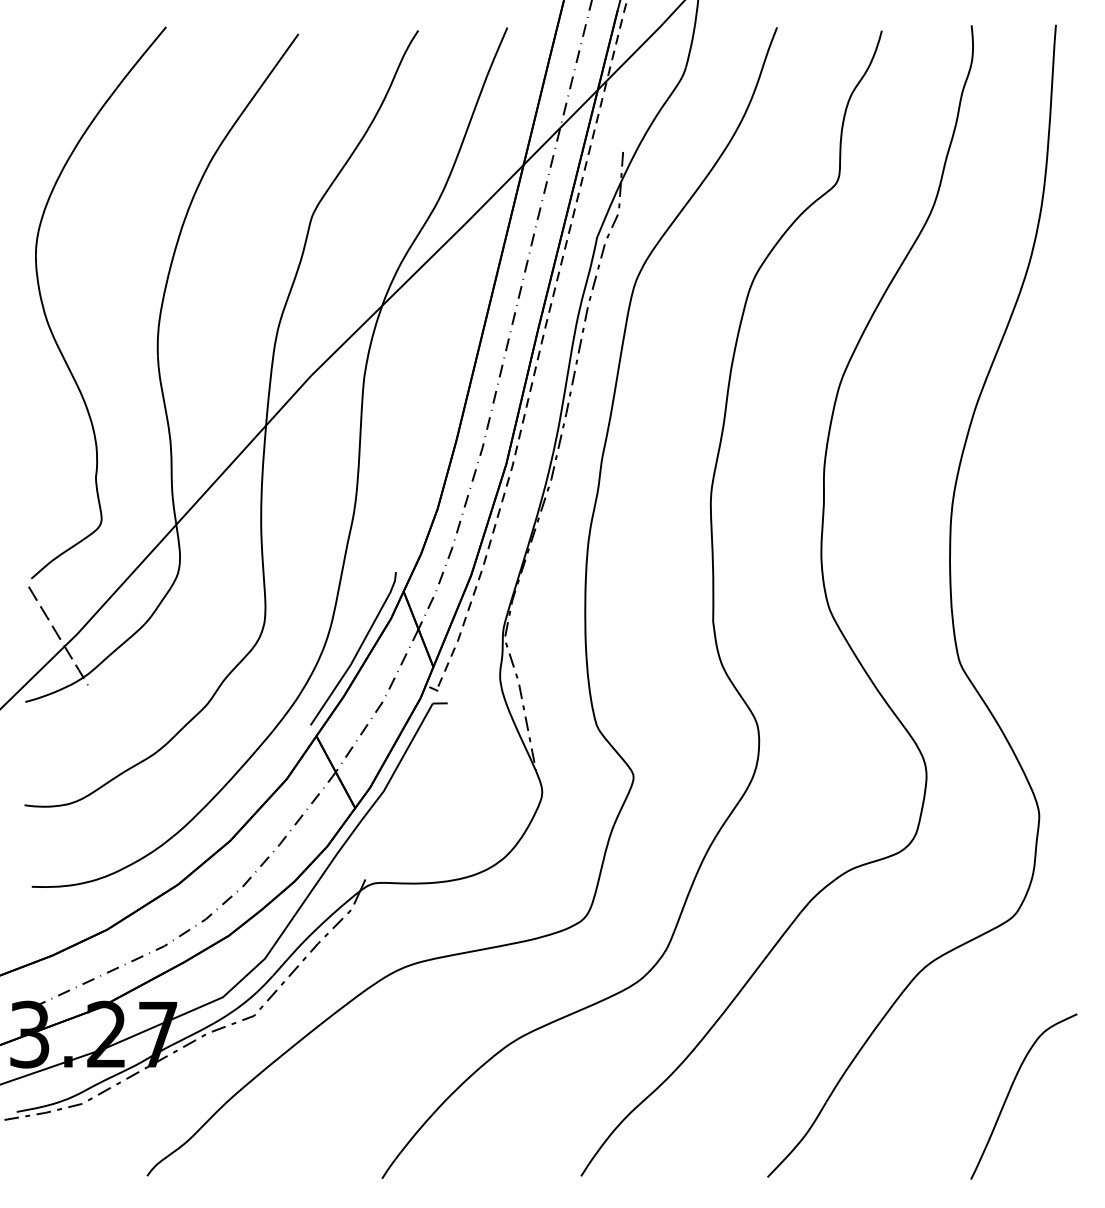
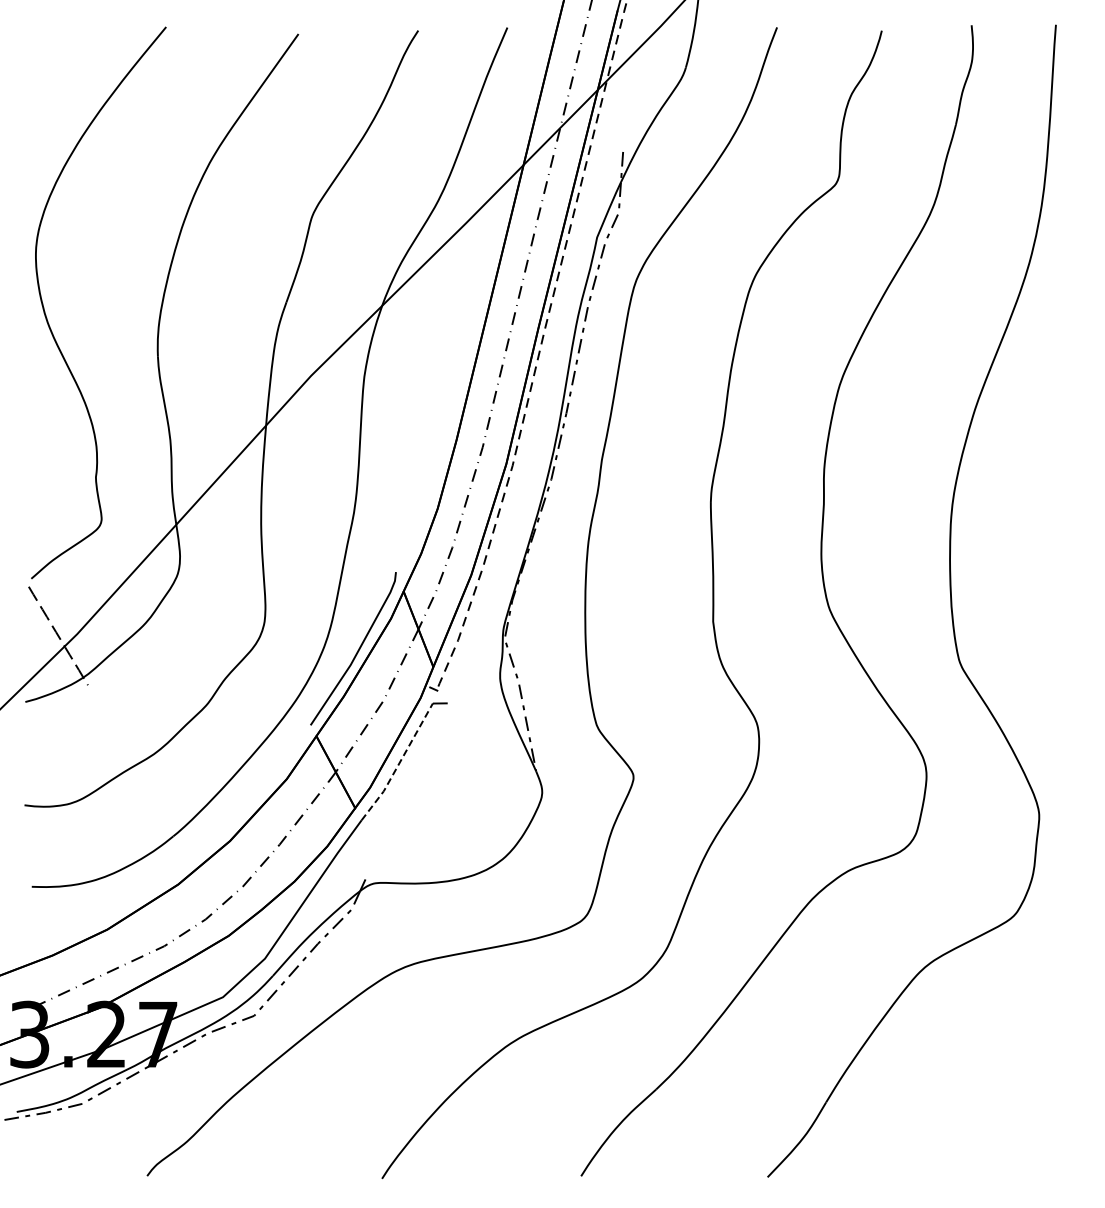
line: solid -> dashed (399, 763)
part: present -> none (1011, 1089)
